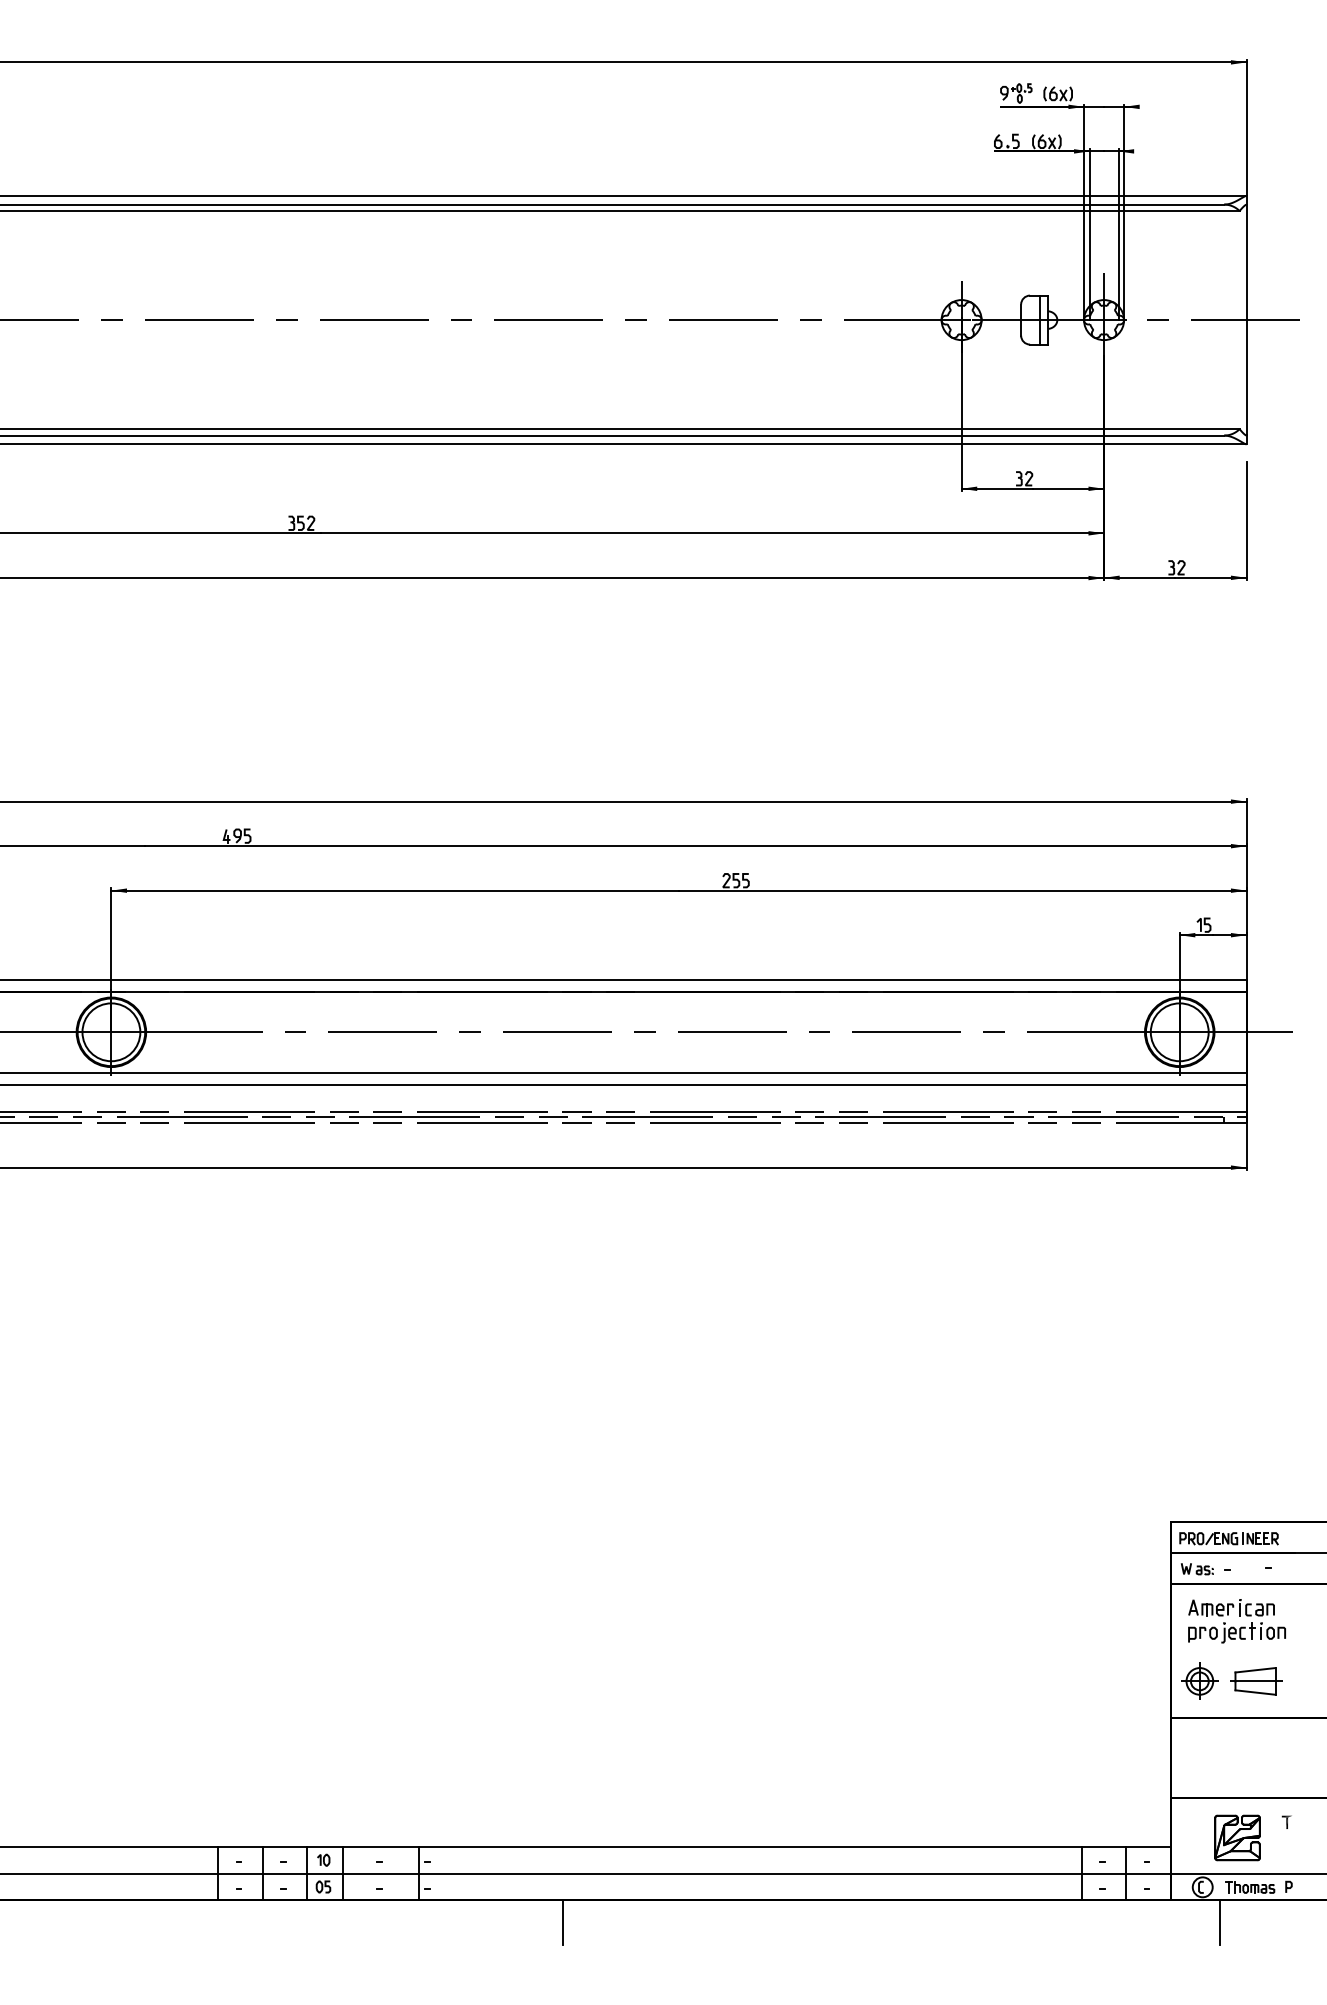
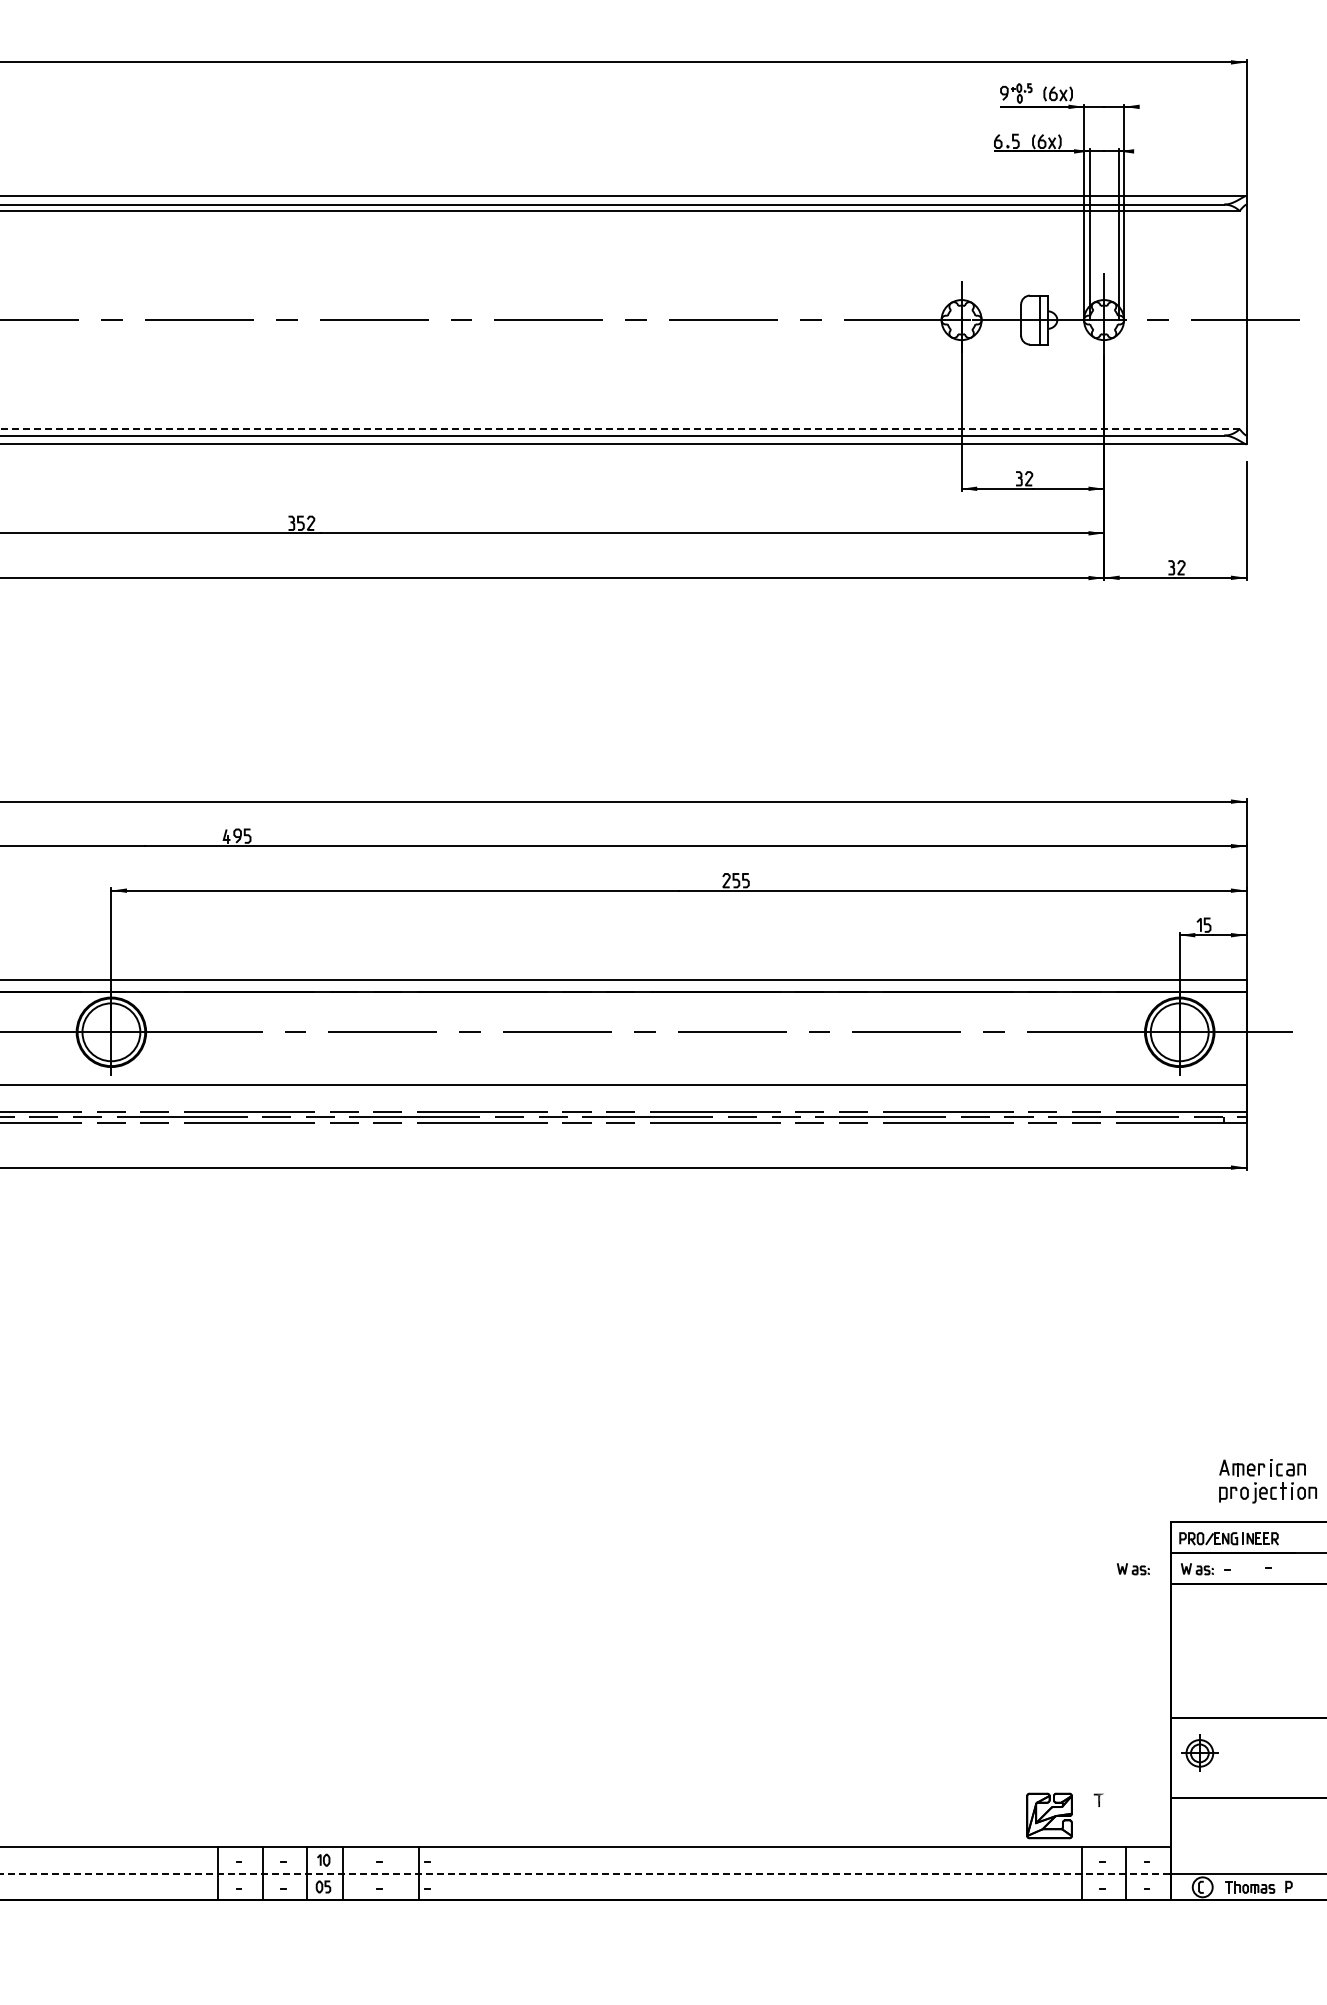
line: solid -> dashed (619, 429)
line: present -> none (624, 1072)
part: none -> present (1133, 1569)
part position: (1236, 1621) -> (1267, 1481) (1267, 1481)
part position: (1199, 1680) -> (1199, 1752) (1199, 1752)
part: present -> none (1256, 1681)
part position: (1252, 1837) -> (1064, 1815) (1064, 1815)
line: solid -> dashed (585, 1873)
line: present -> none (563, 1922)
line: present -> none (1219, 1922)
